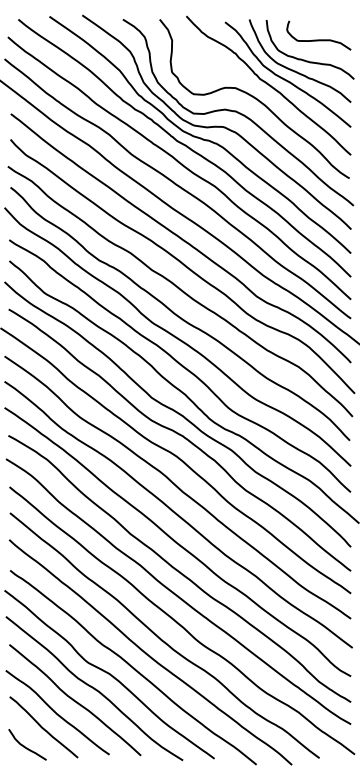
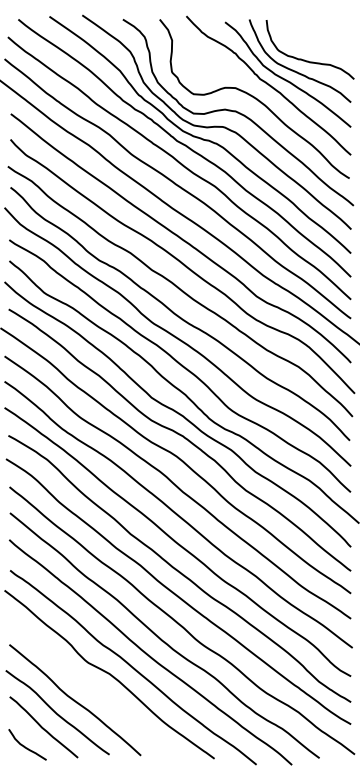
curve: present -> none (318, 39)
curve: present -> none (94, 688)
